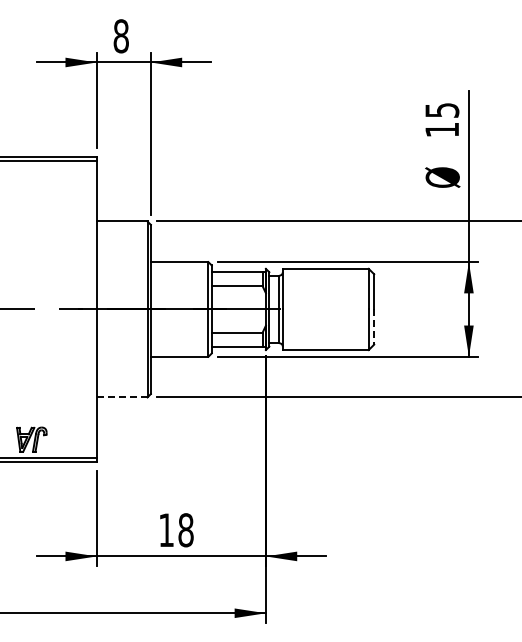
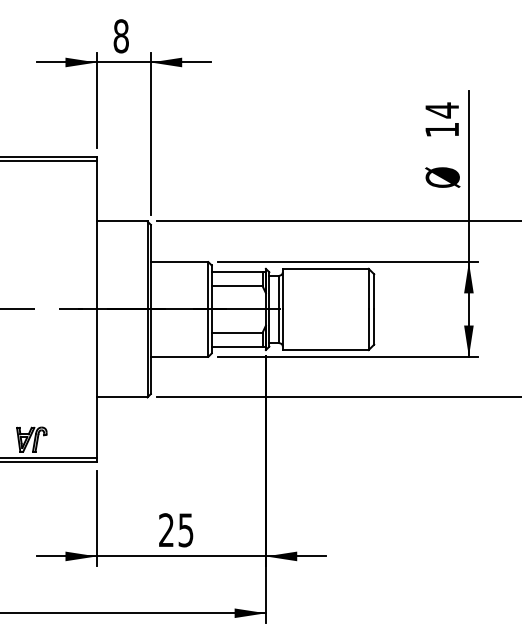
text: 15 -> 14 (442, 110)
line: dashed -> solid (374, 327)
line: dashed -> solid (122, 397)
text: 18 -> 25 (176, 530)
